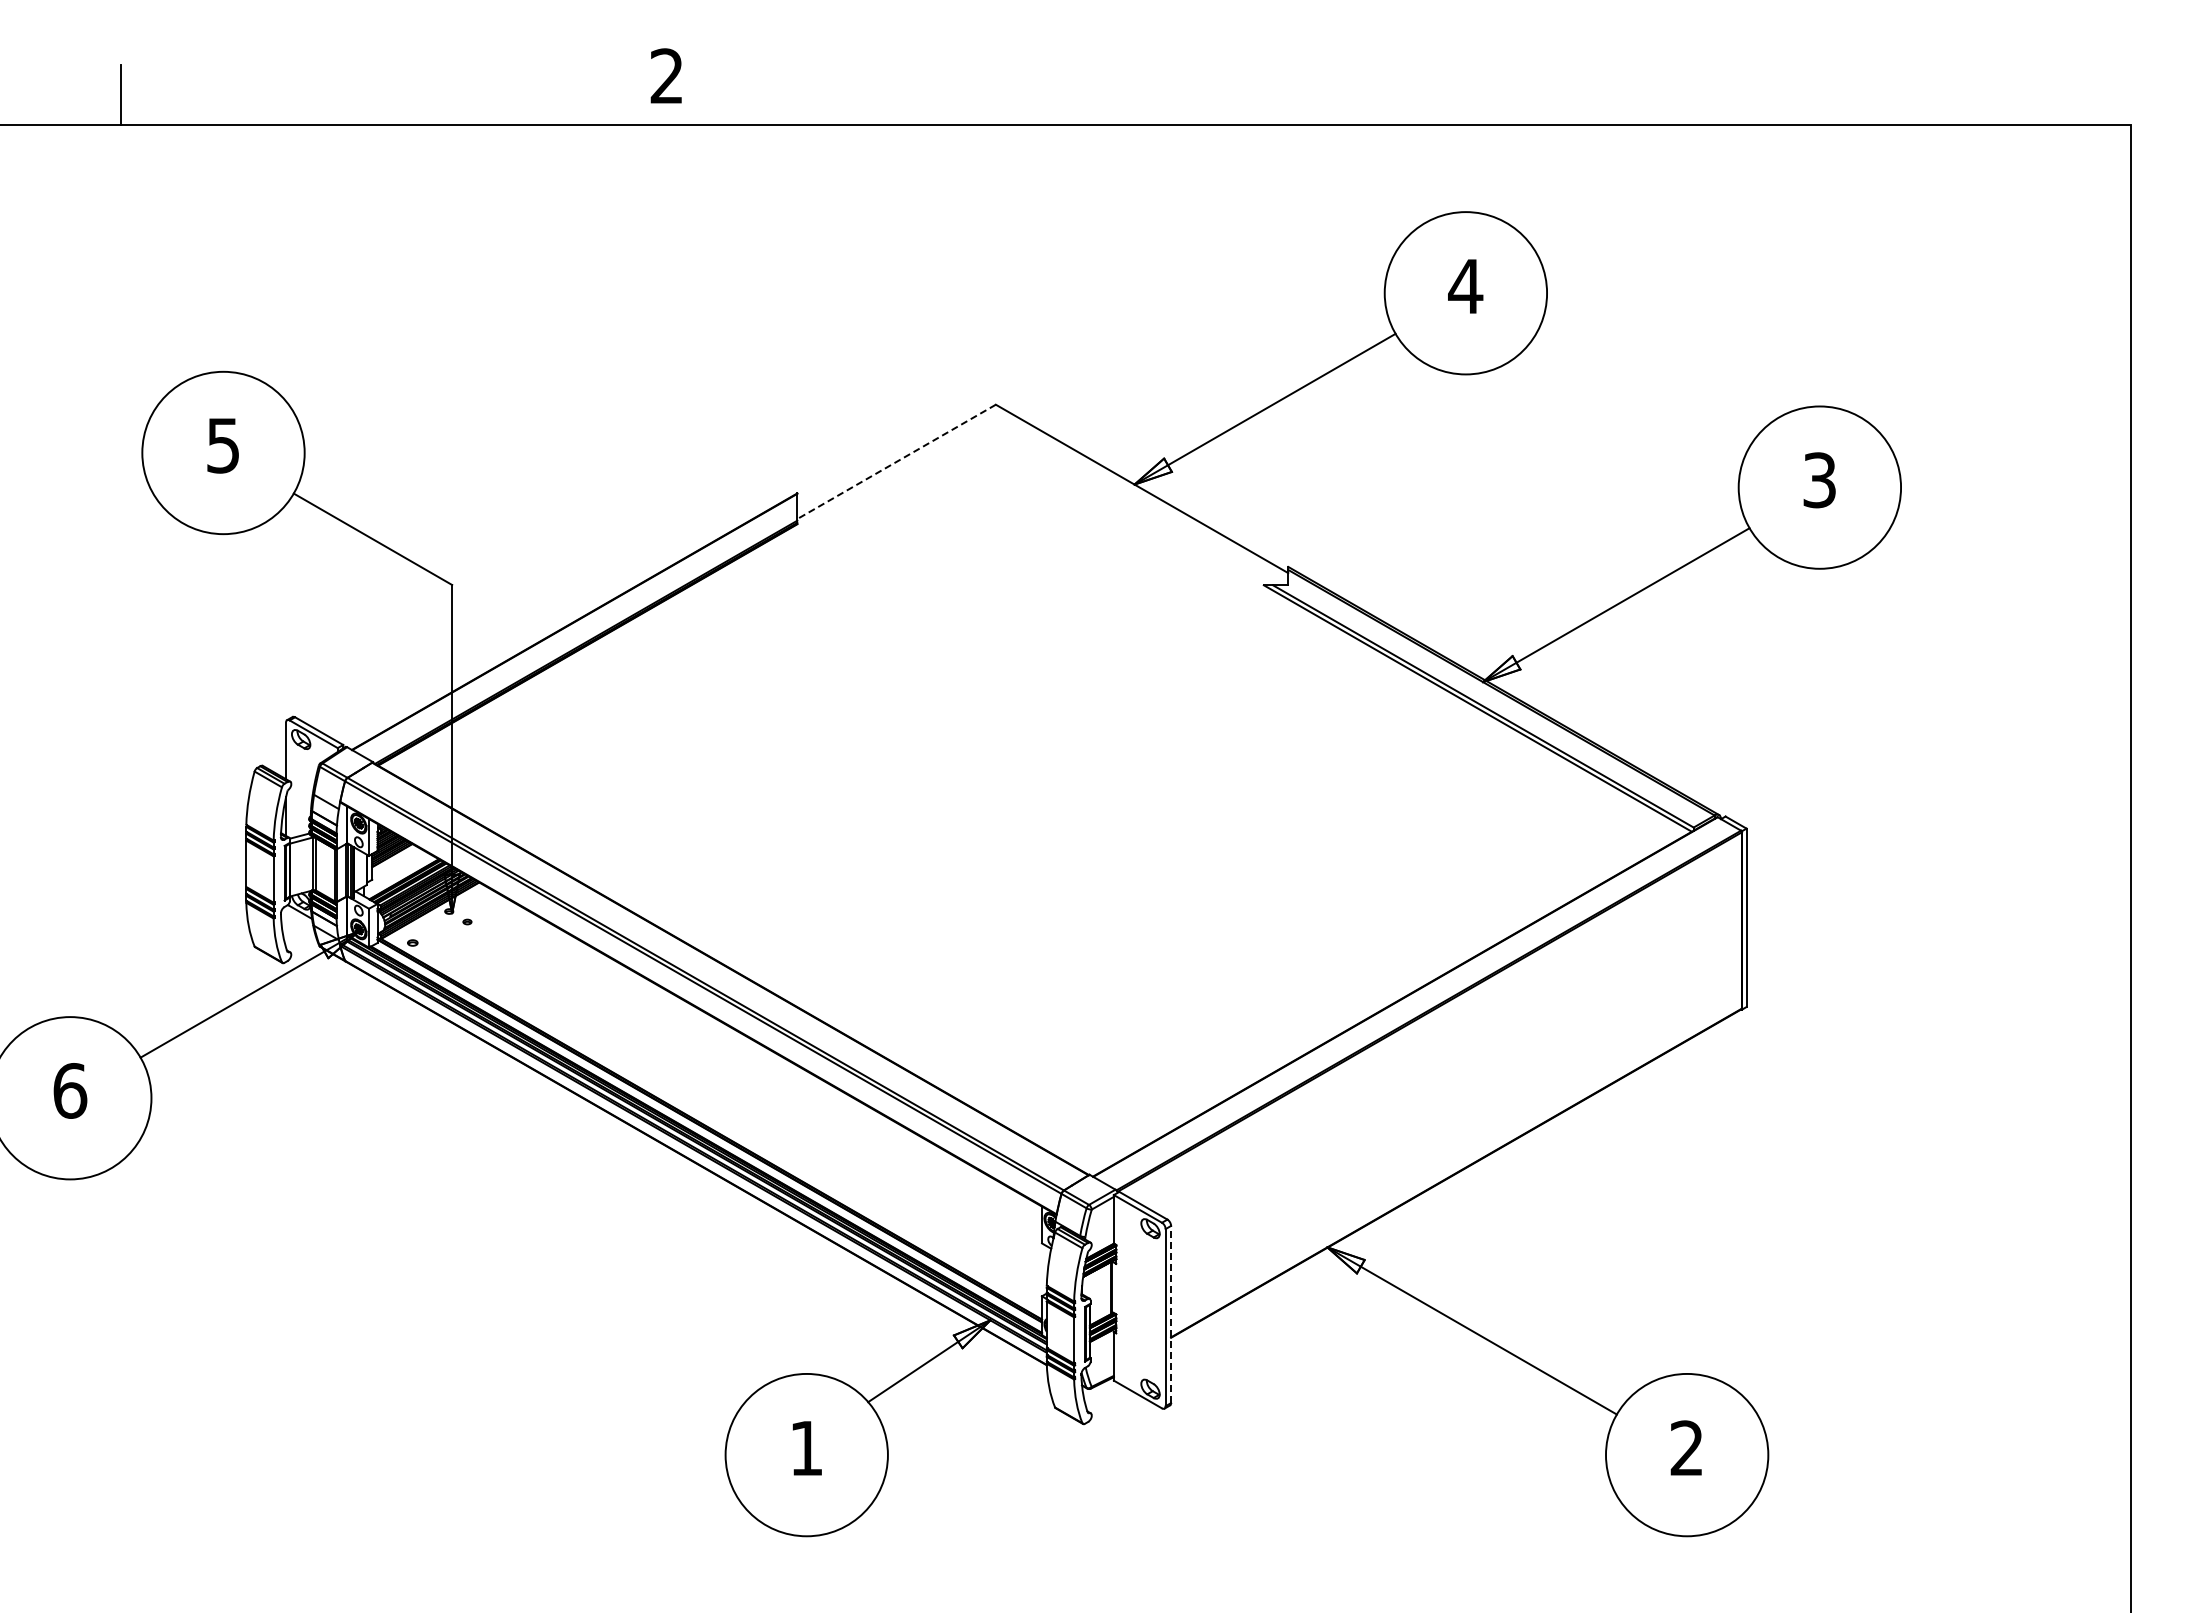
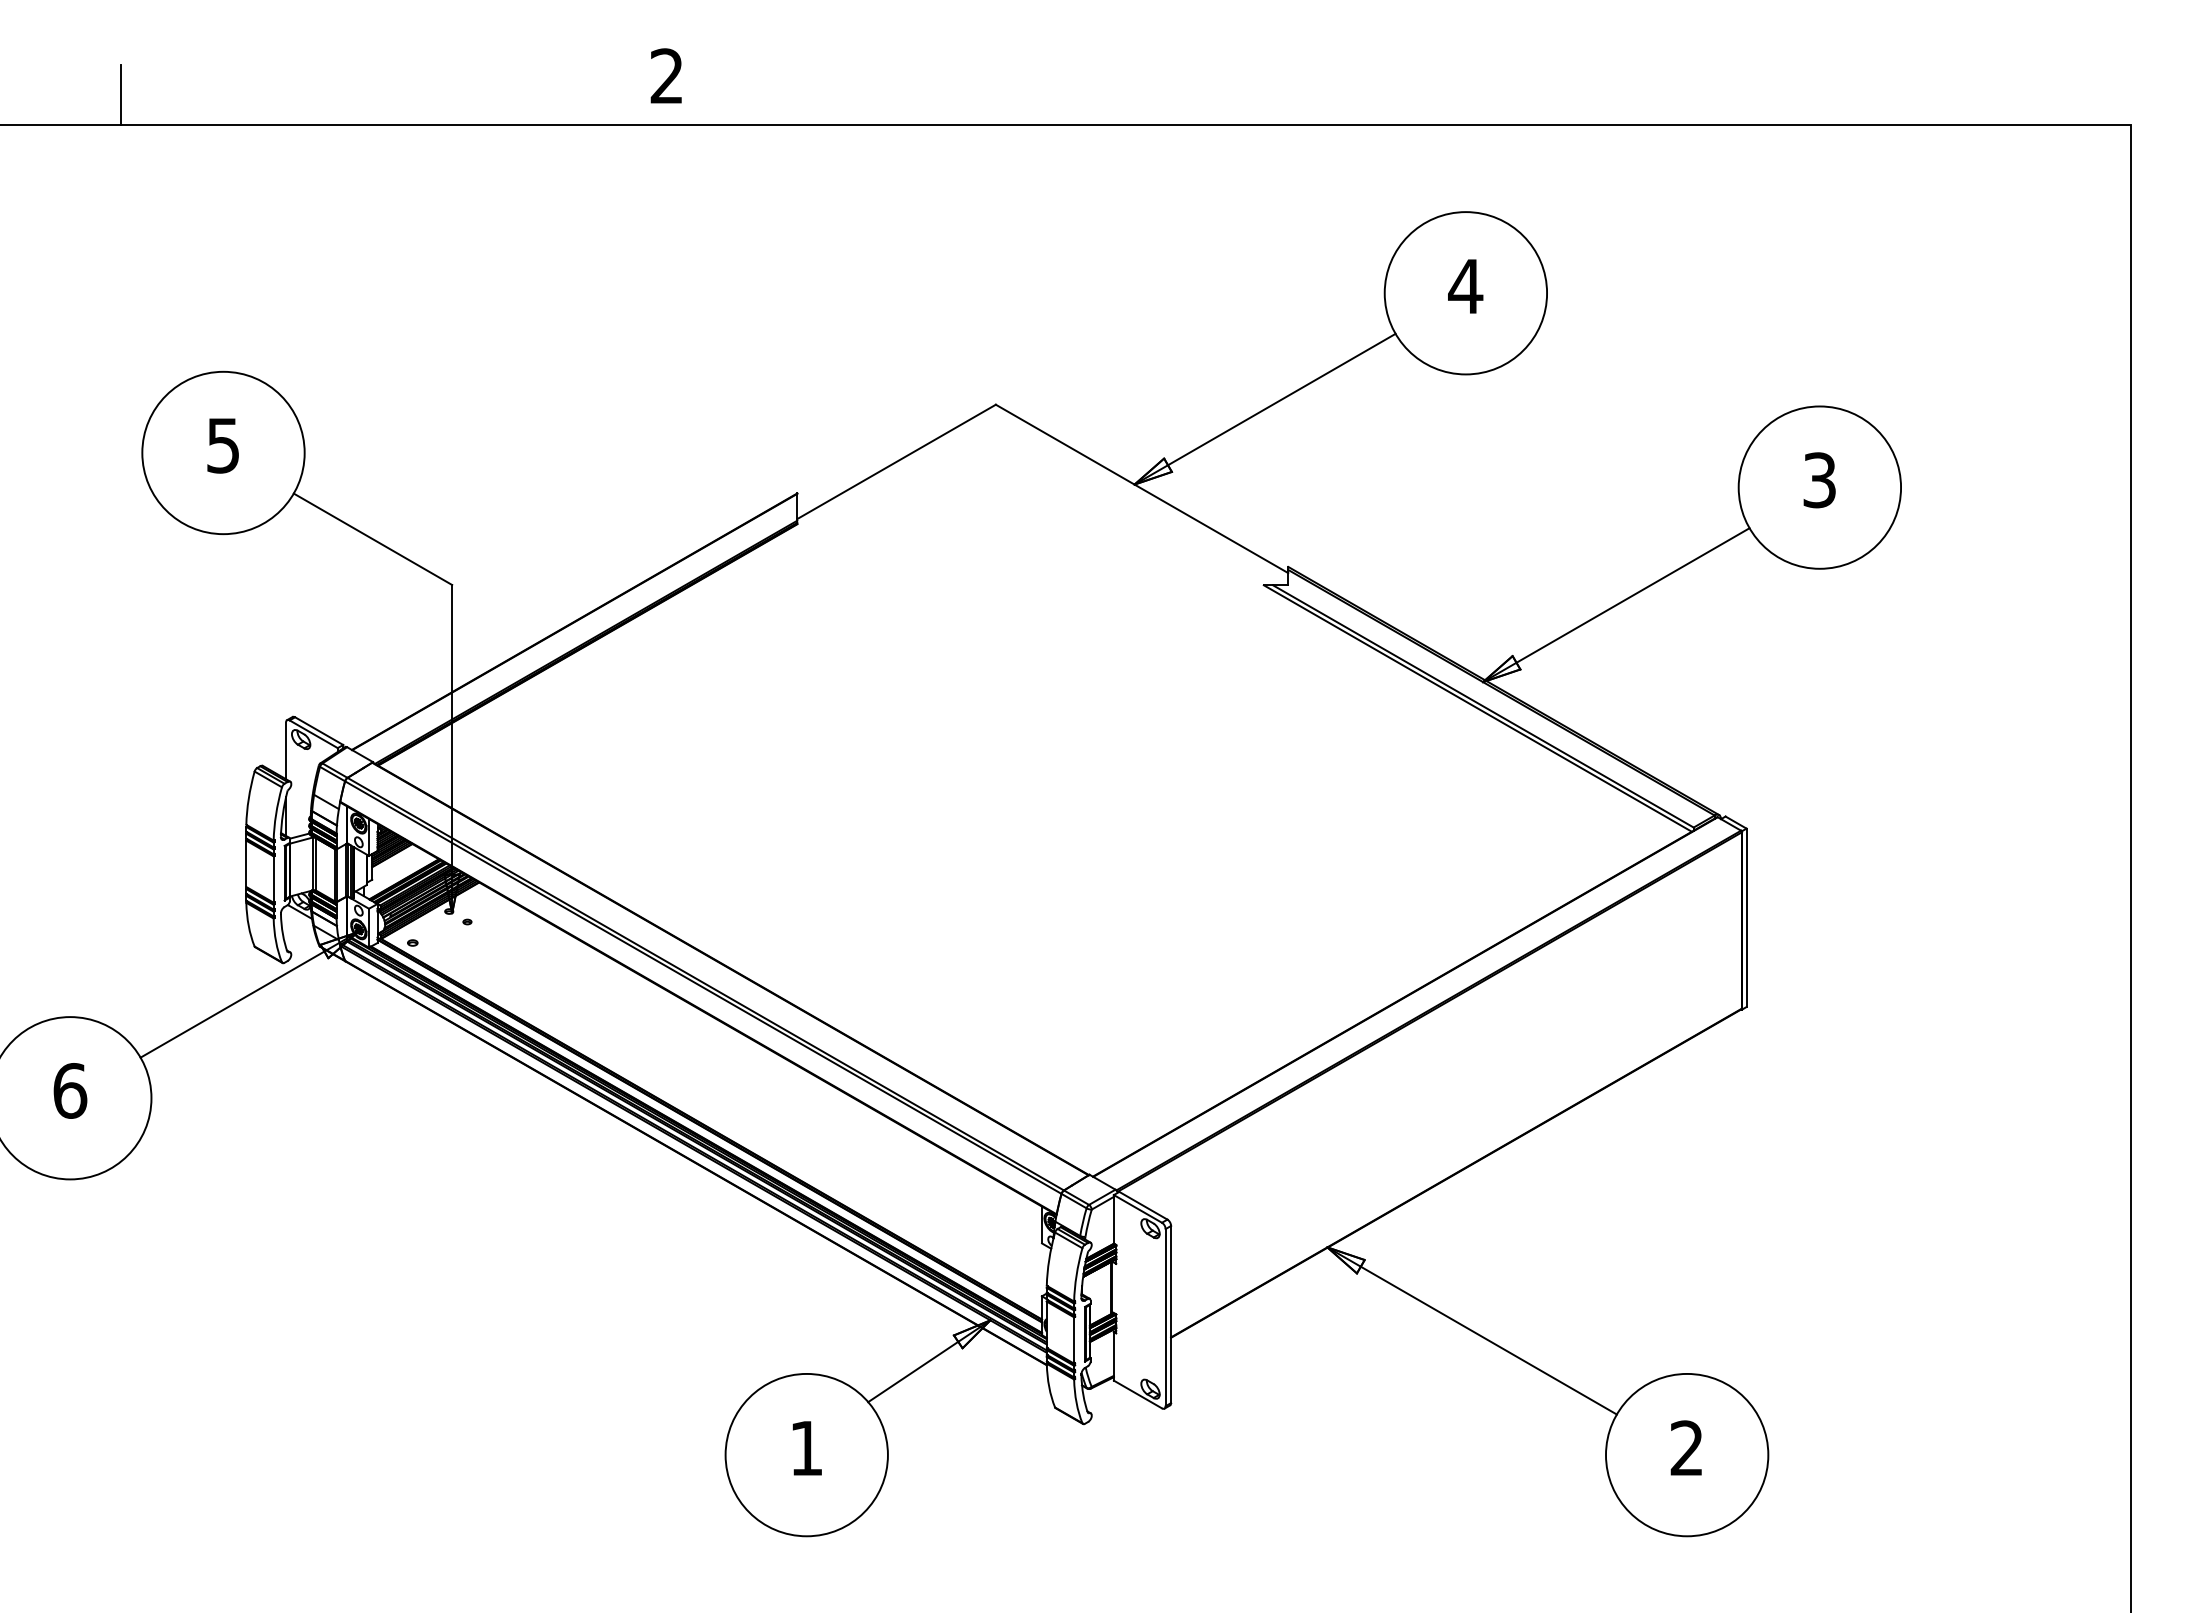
line: dashed -> solid (896, 461)
line: dashed -> solid (1171, 1314)
